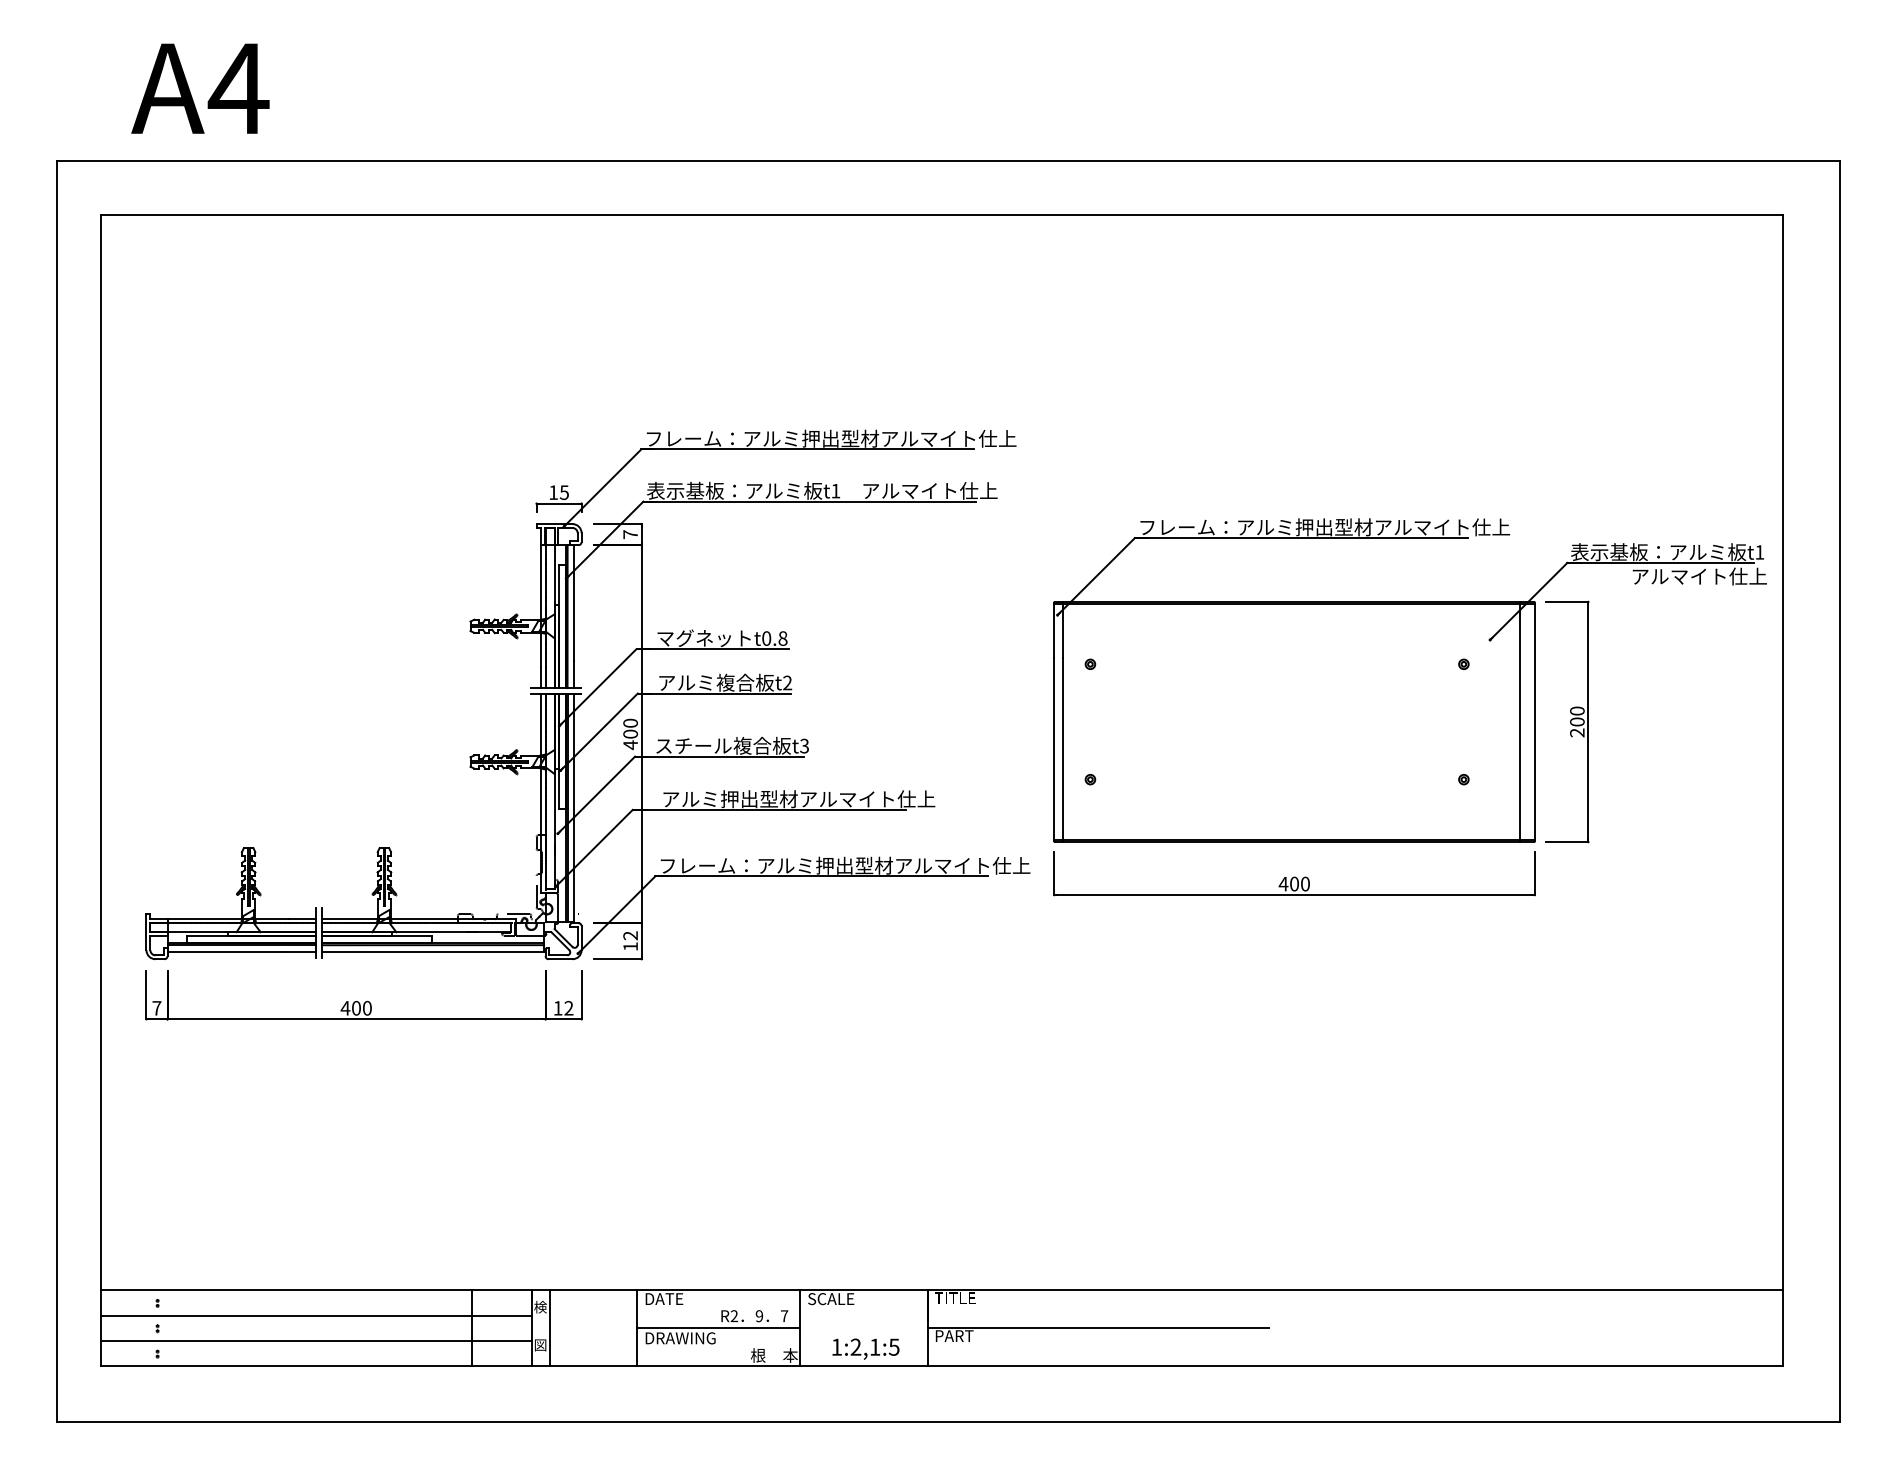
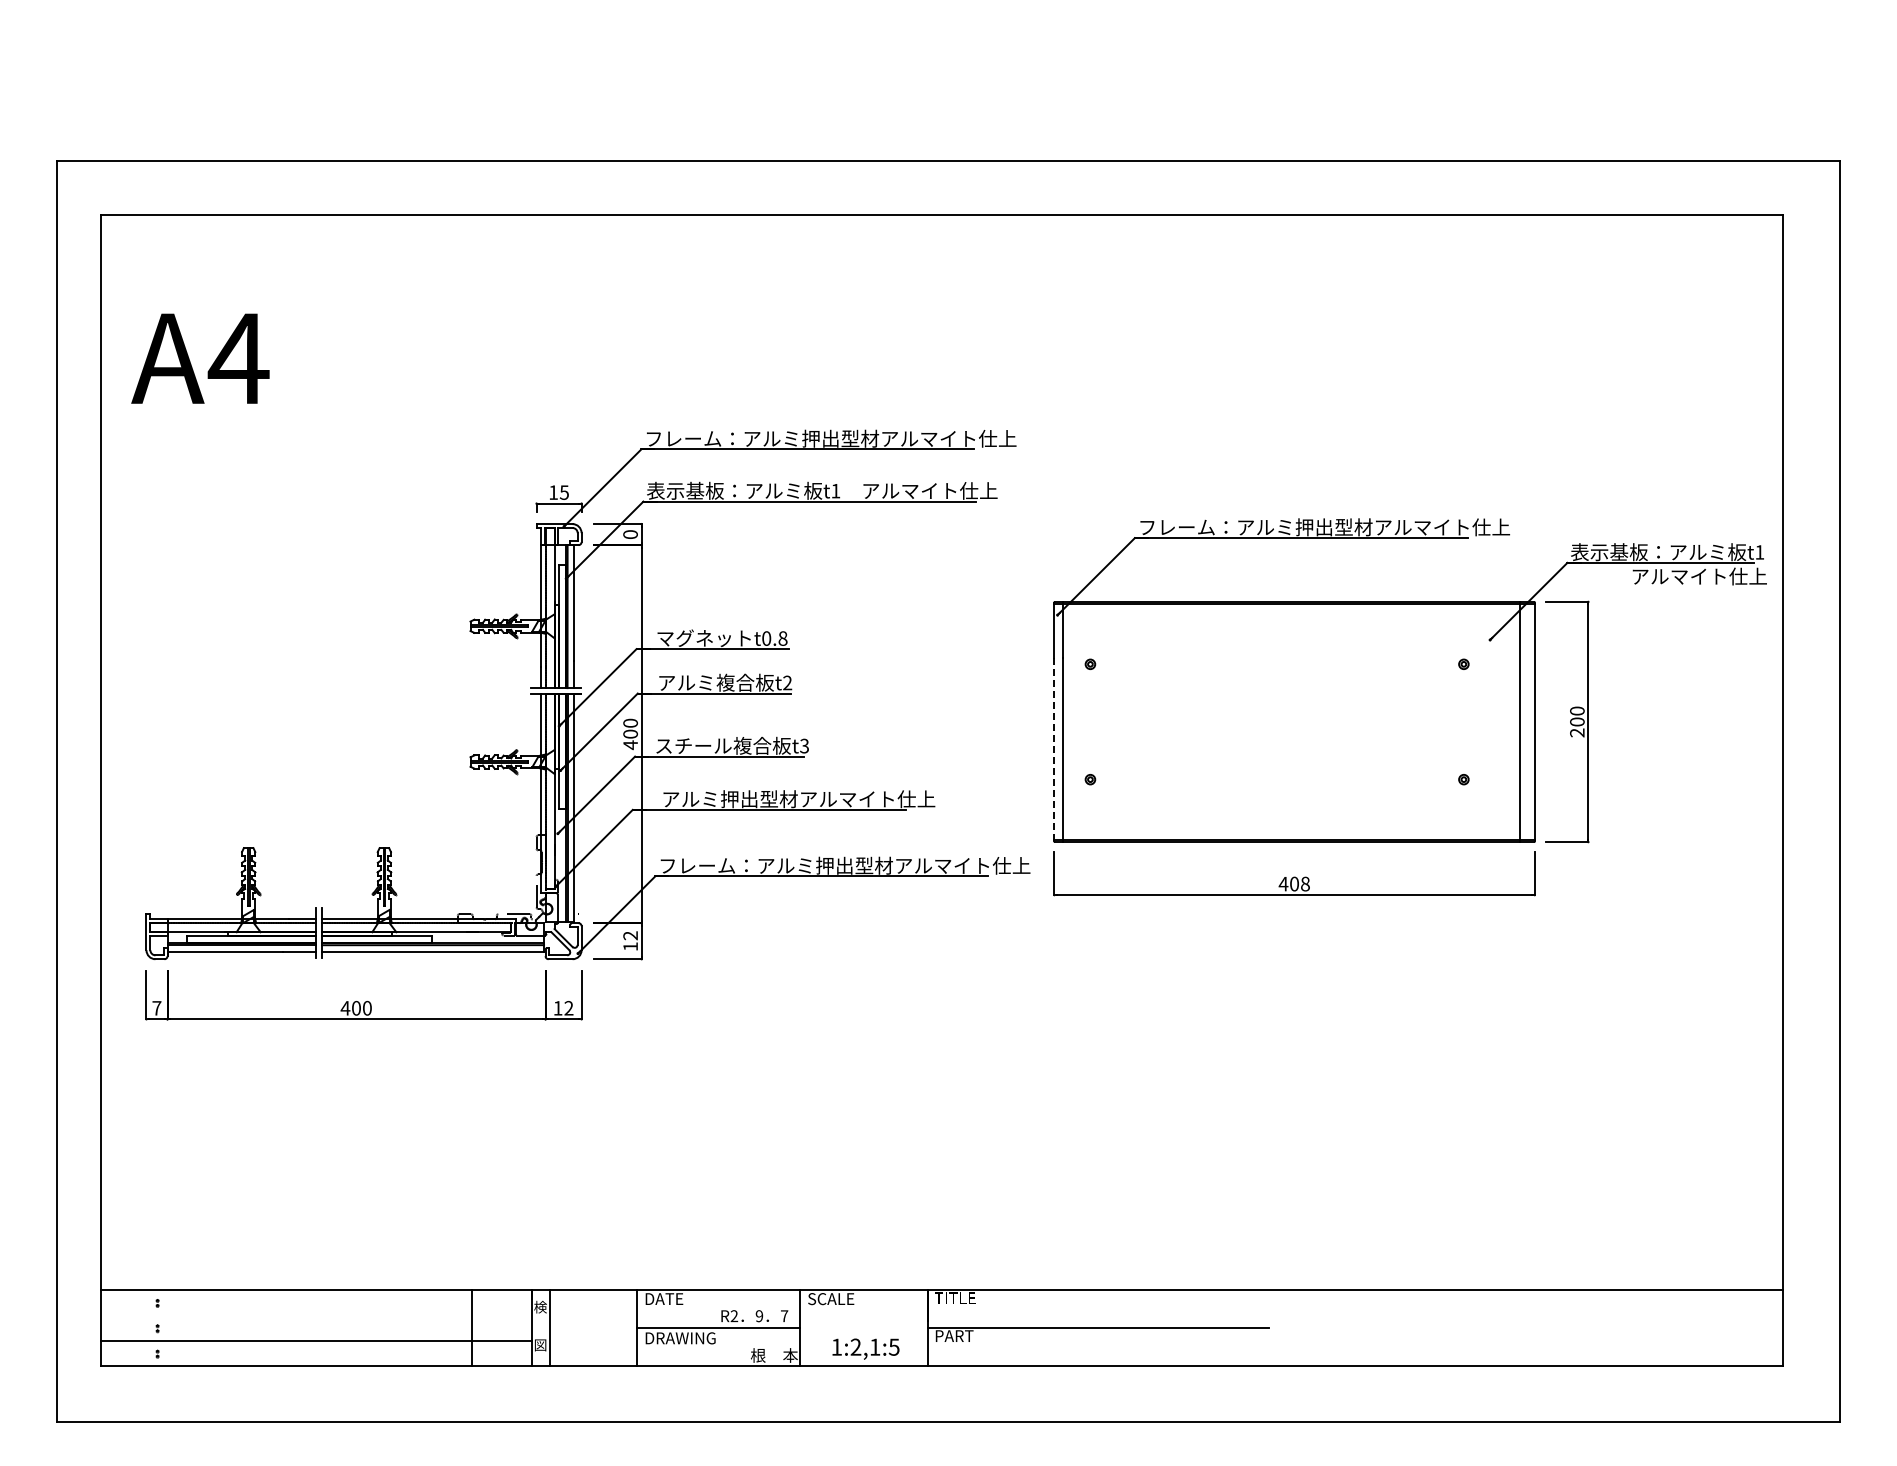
text position: (200, 88) -> (200, 358) (200, 358)
text: 7 -> 0 (630, 534)
line: solid -> dashed (1054, 749)
text: 400 -> 408 (1305, 884)
line: present -> none (315, 1315)
